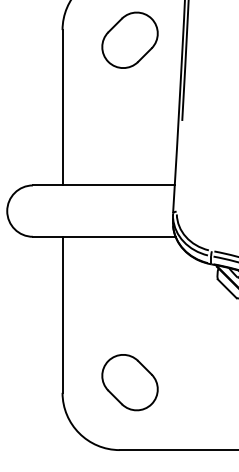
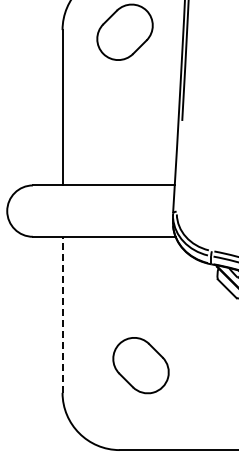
part position: (129, 39) -> (124, 31) (124, 31)
line: solid -> dashed (62, 314)
part position: (129, 382) -> (140, 365) (140, 365)
